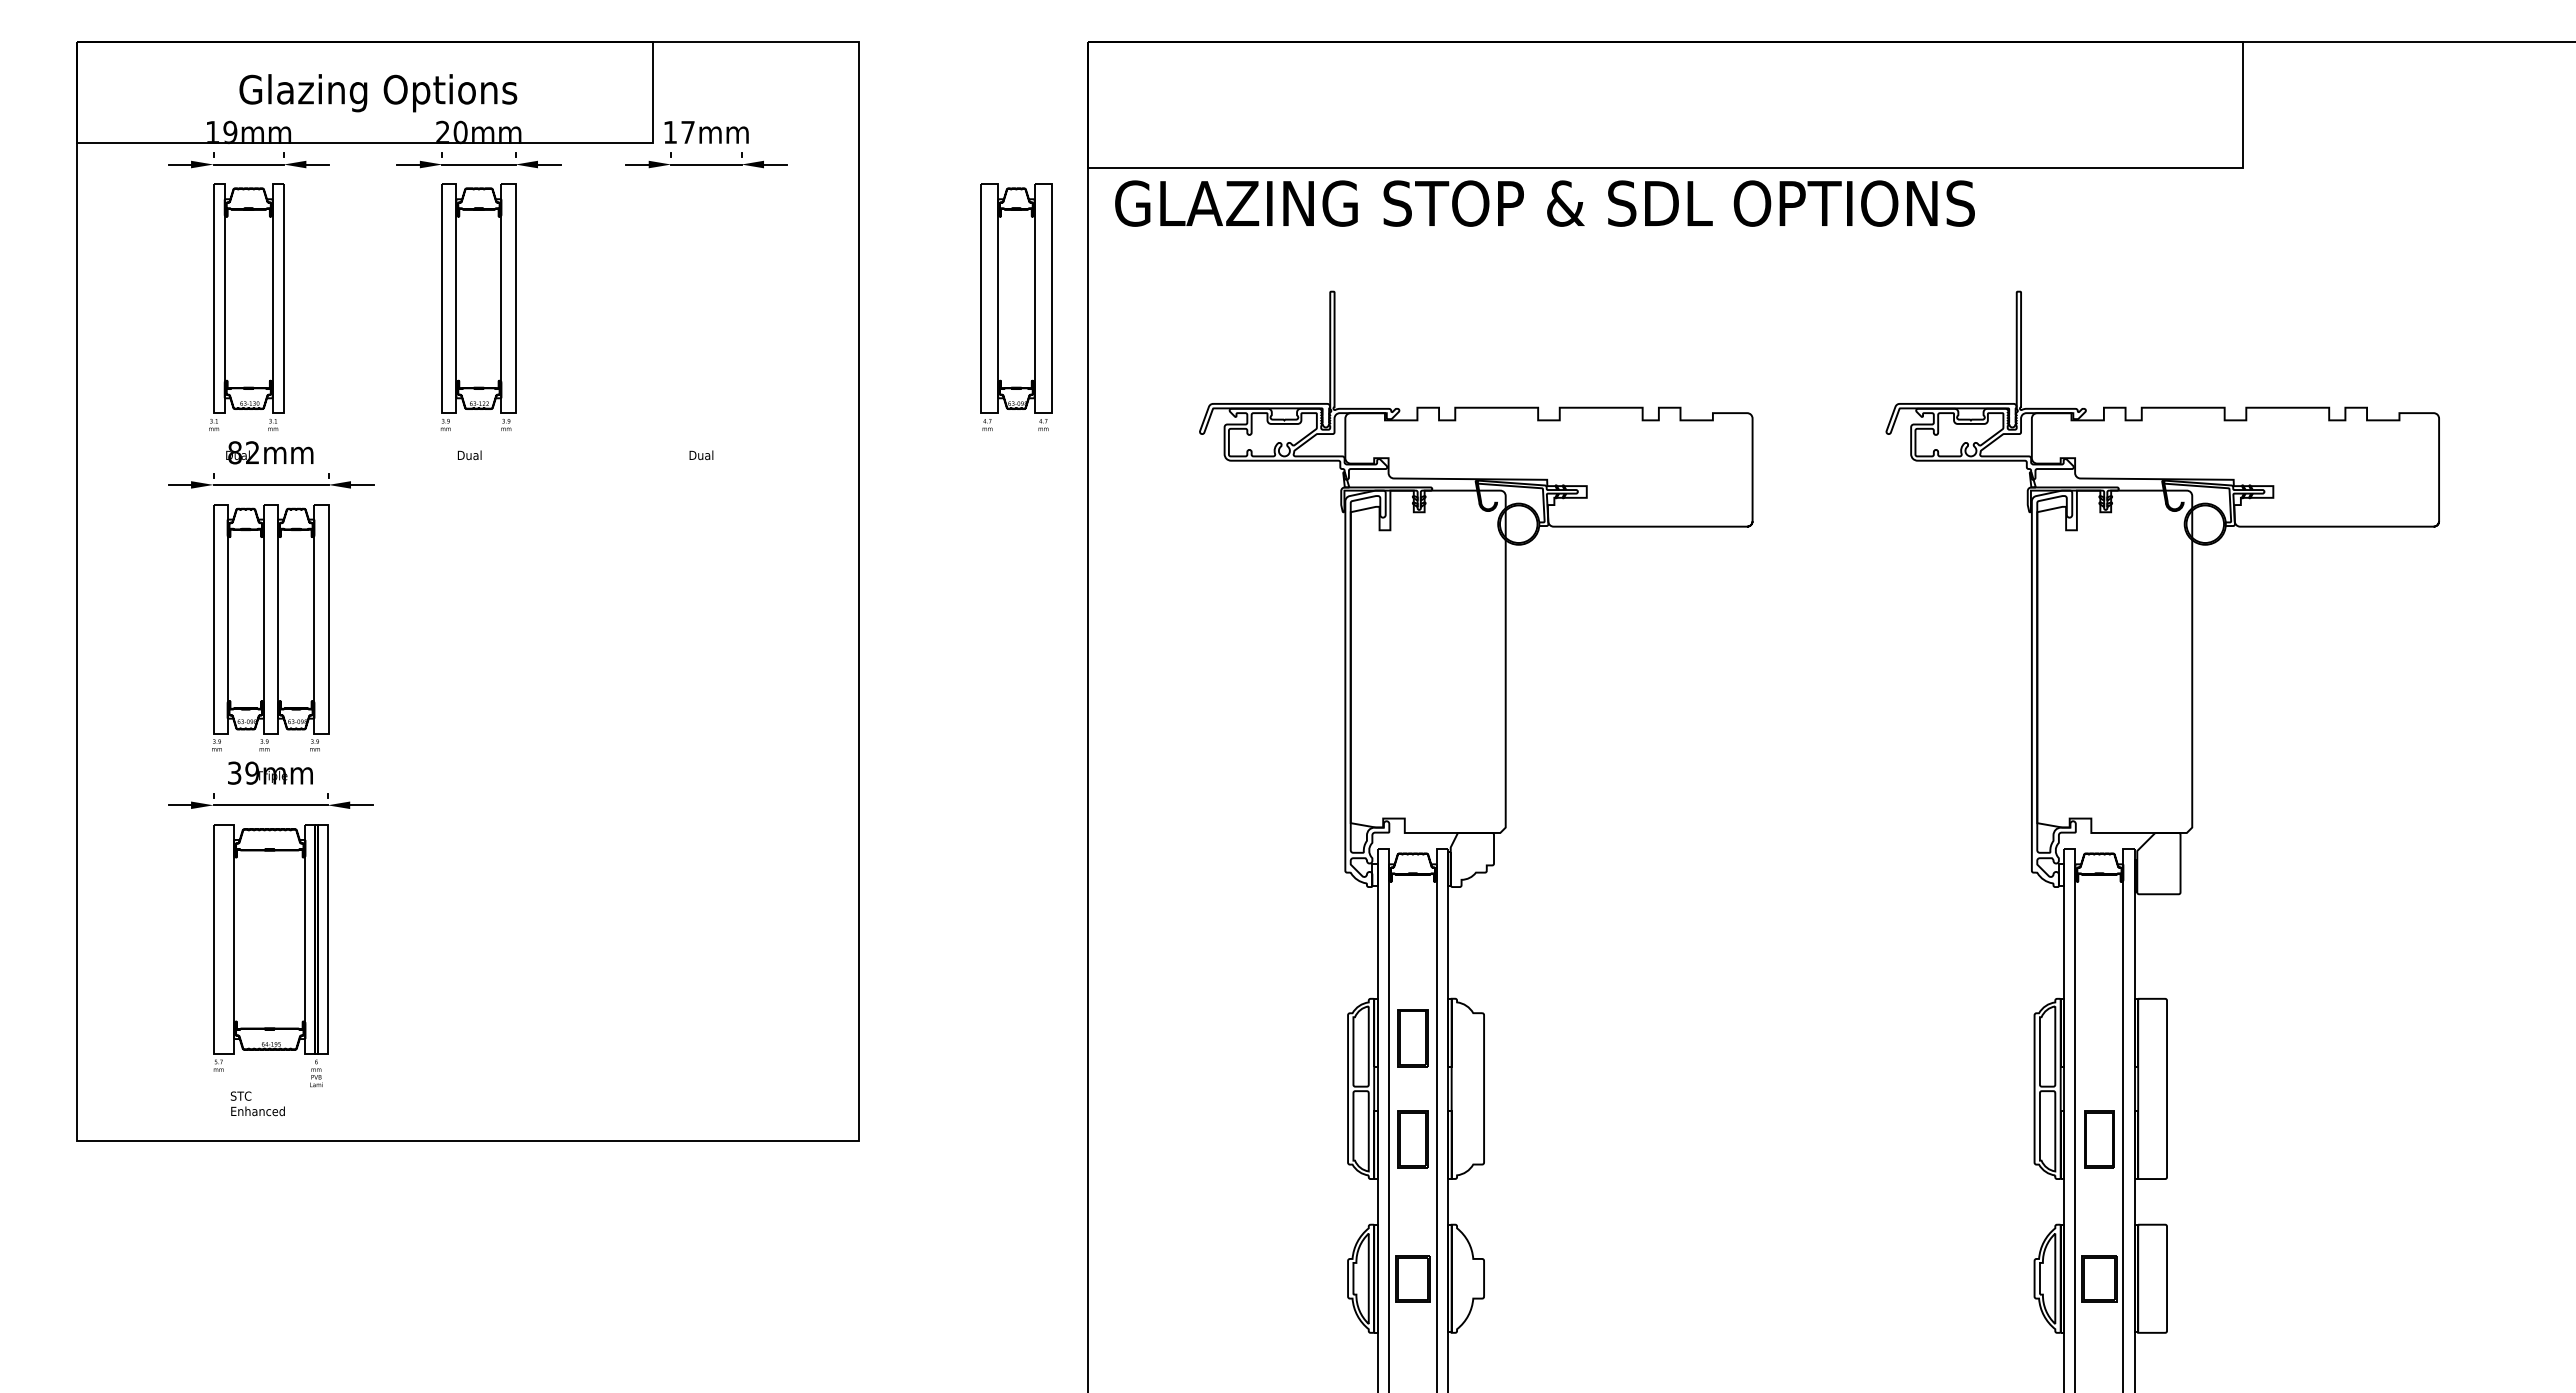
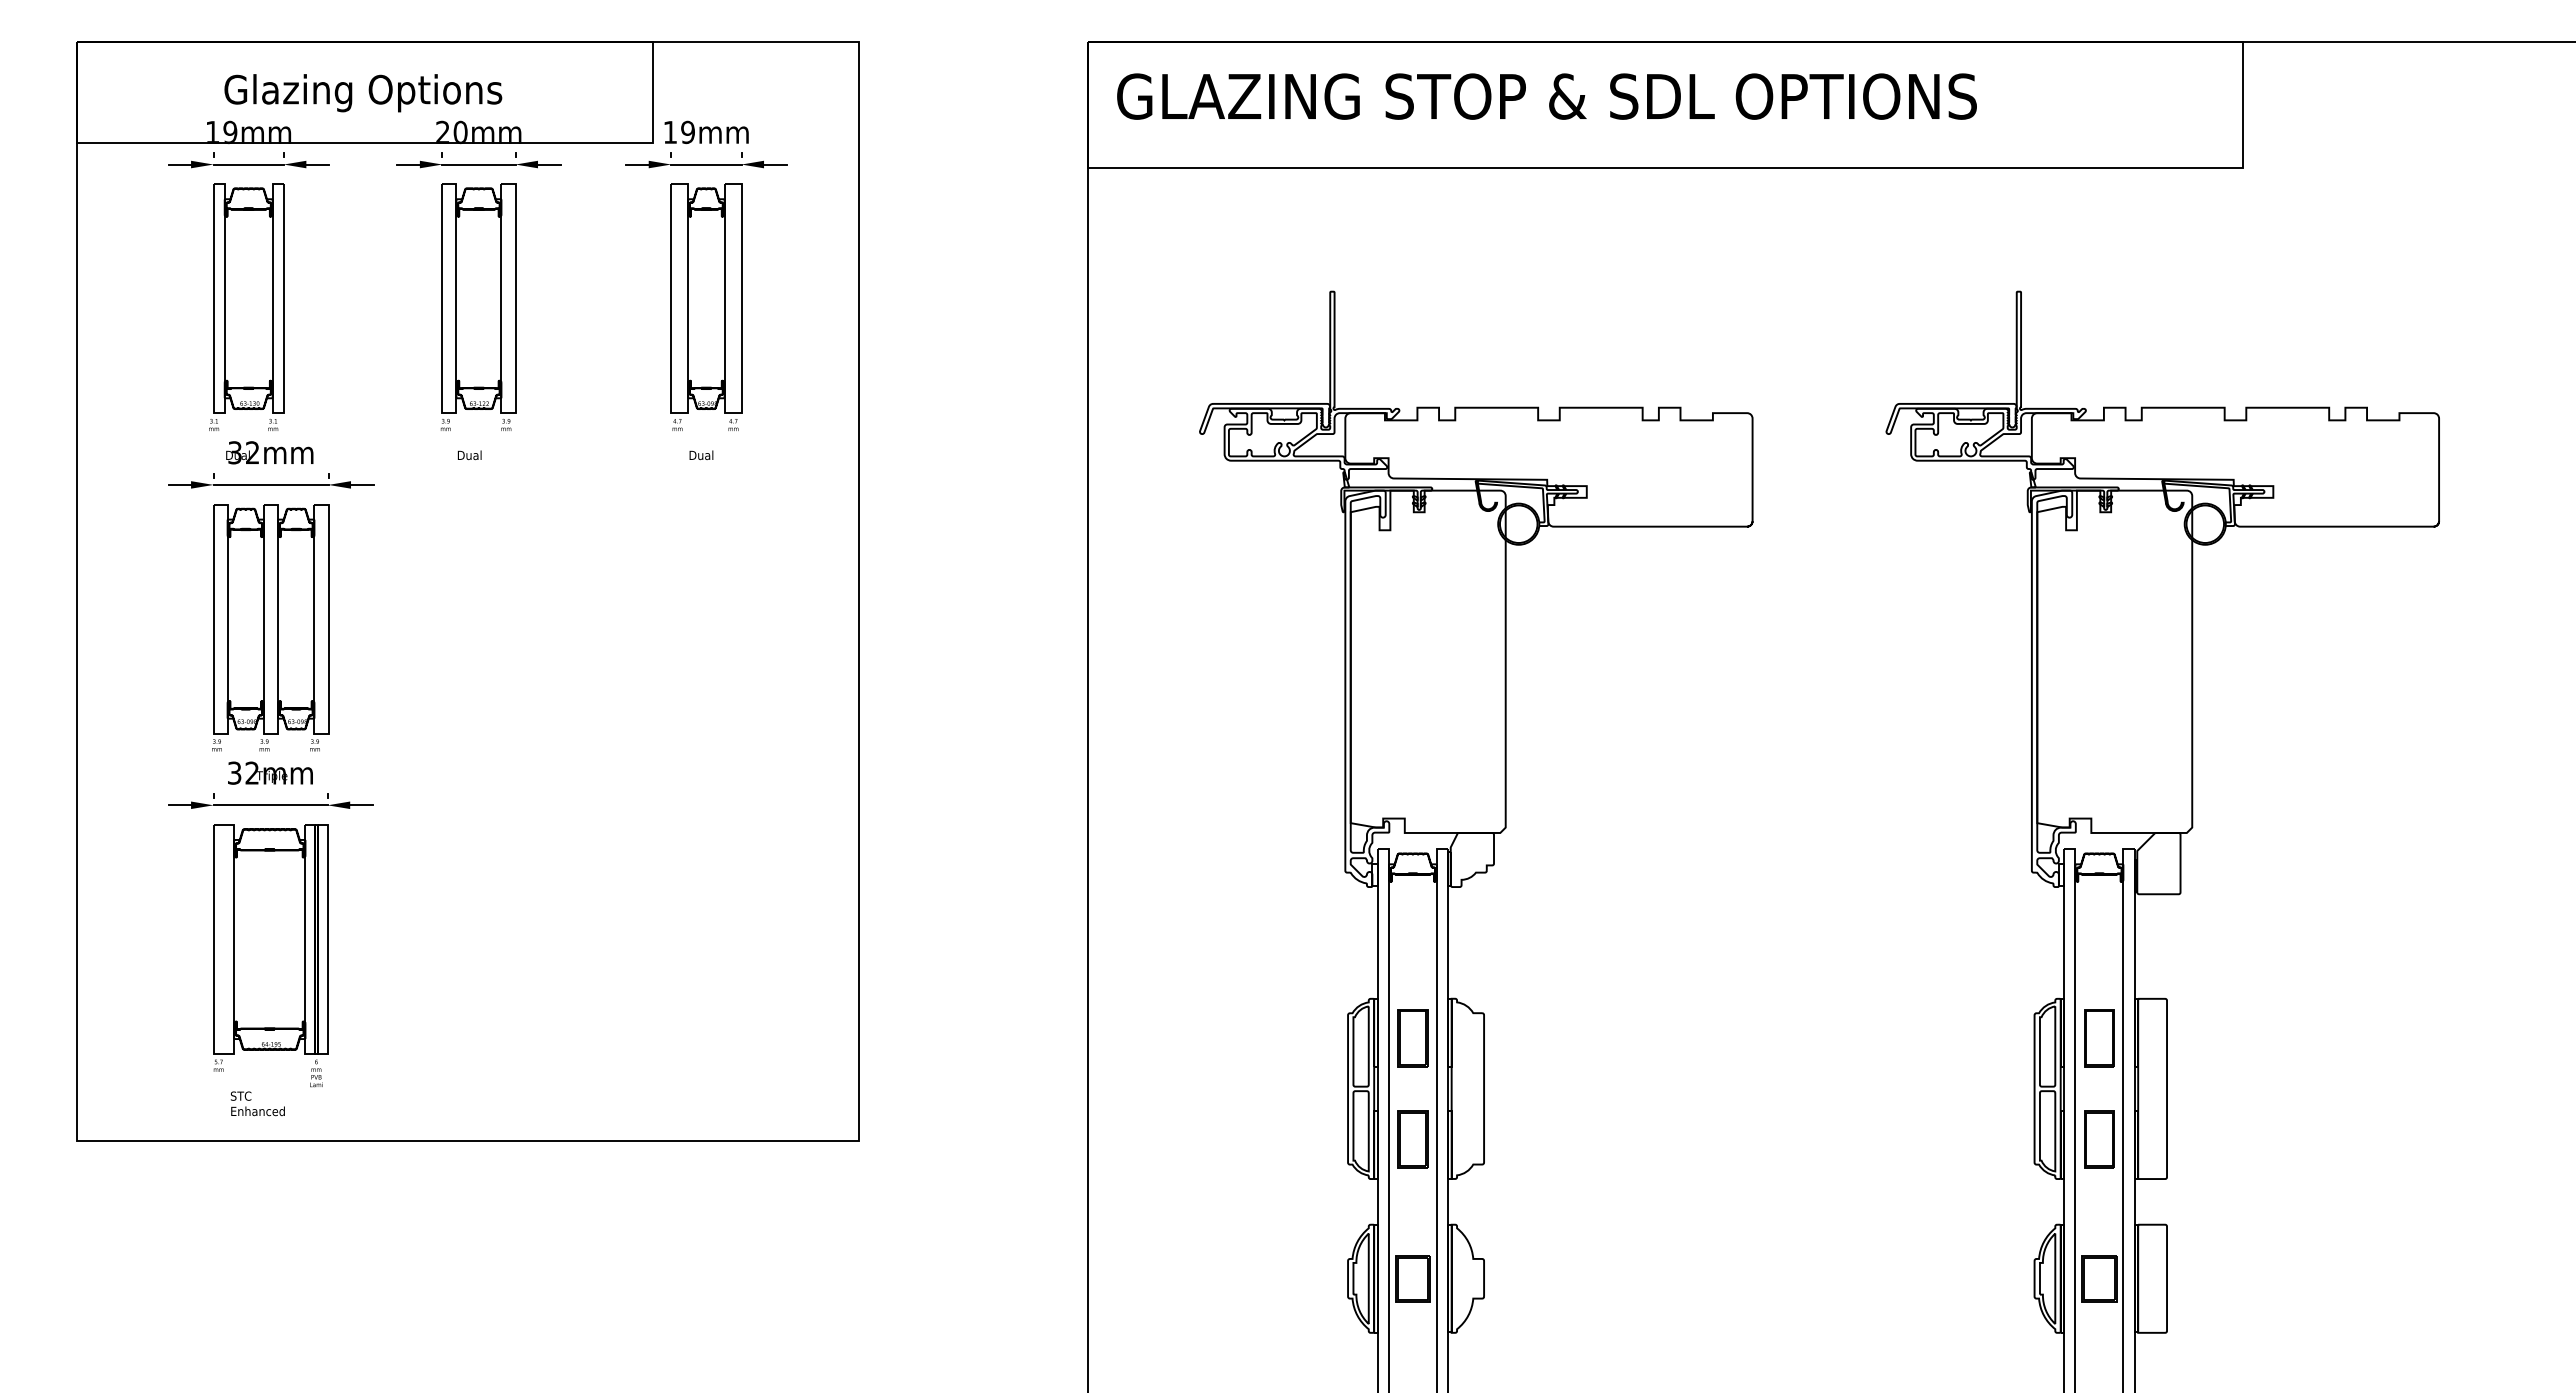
text position: (378, 93) -> (363, 93) (363, 93)
text: 17mm -> 19mm (687, 132)
text position: (1544, 203) -> (1546, 96) (1546, 96)
part position: (1016, 306) -> (706, 306) (706, 306)
text: 82mm -> 32mm (234, 452)
text: 39mm -> 32mm (252, 772)
part: none -> present (2099, 1038)
